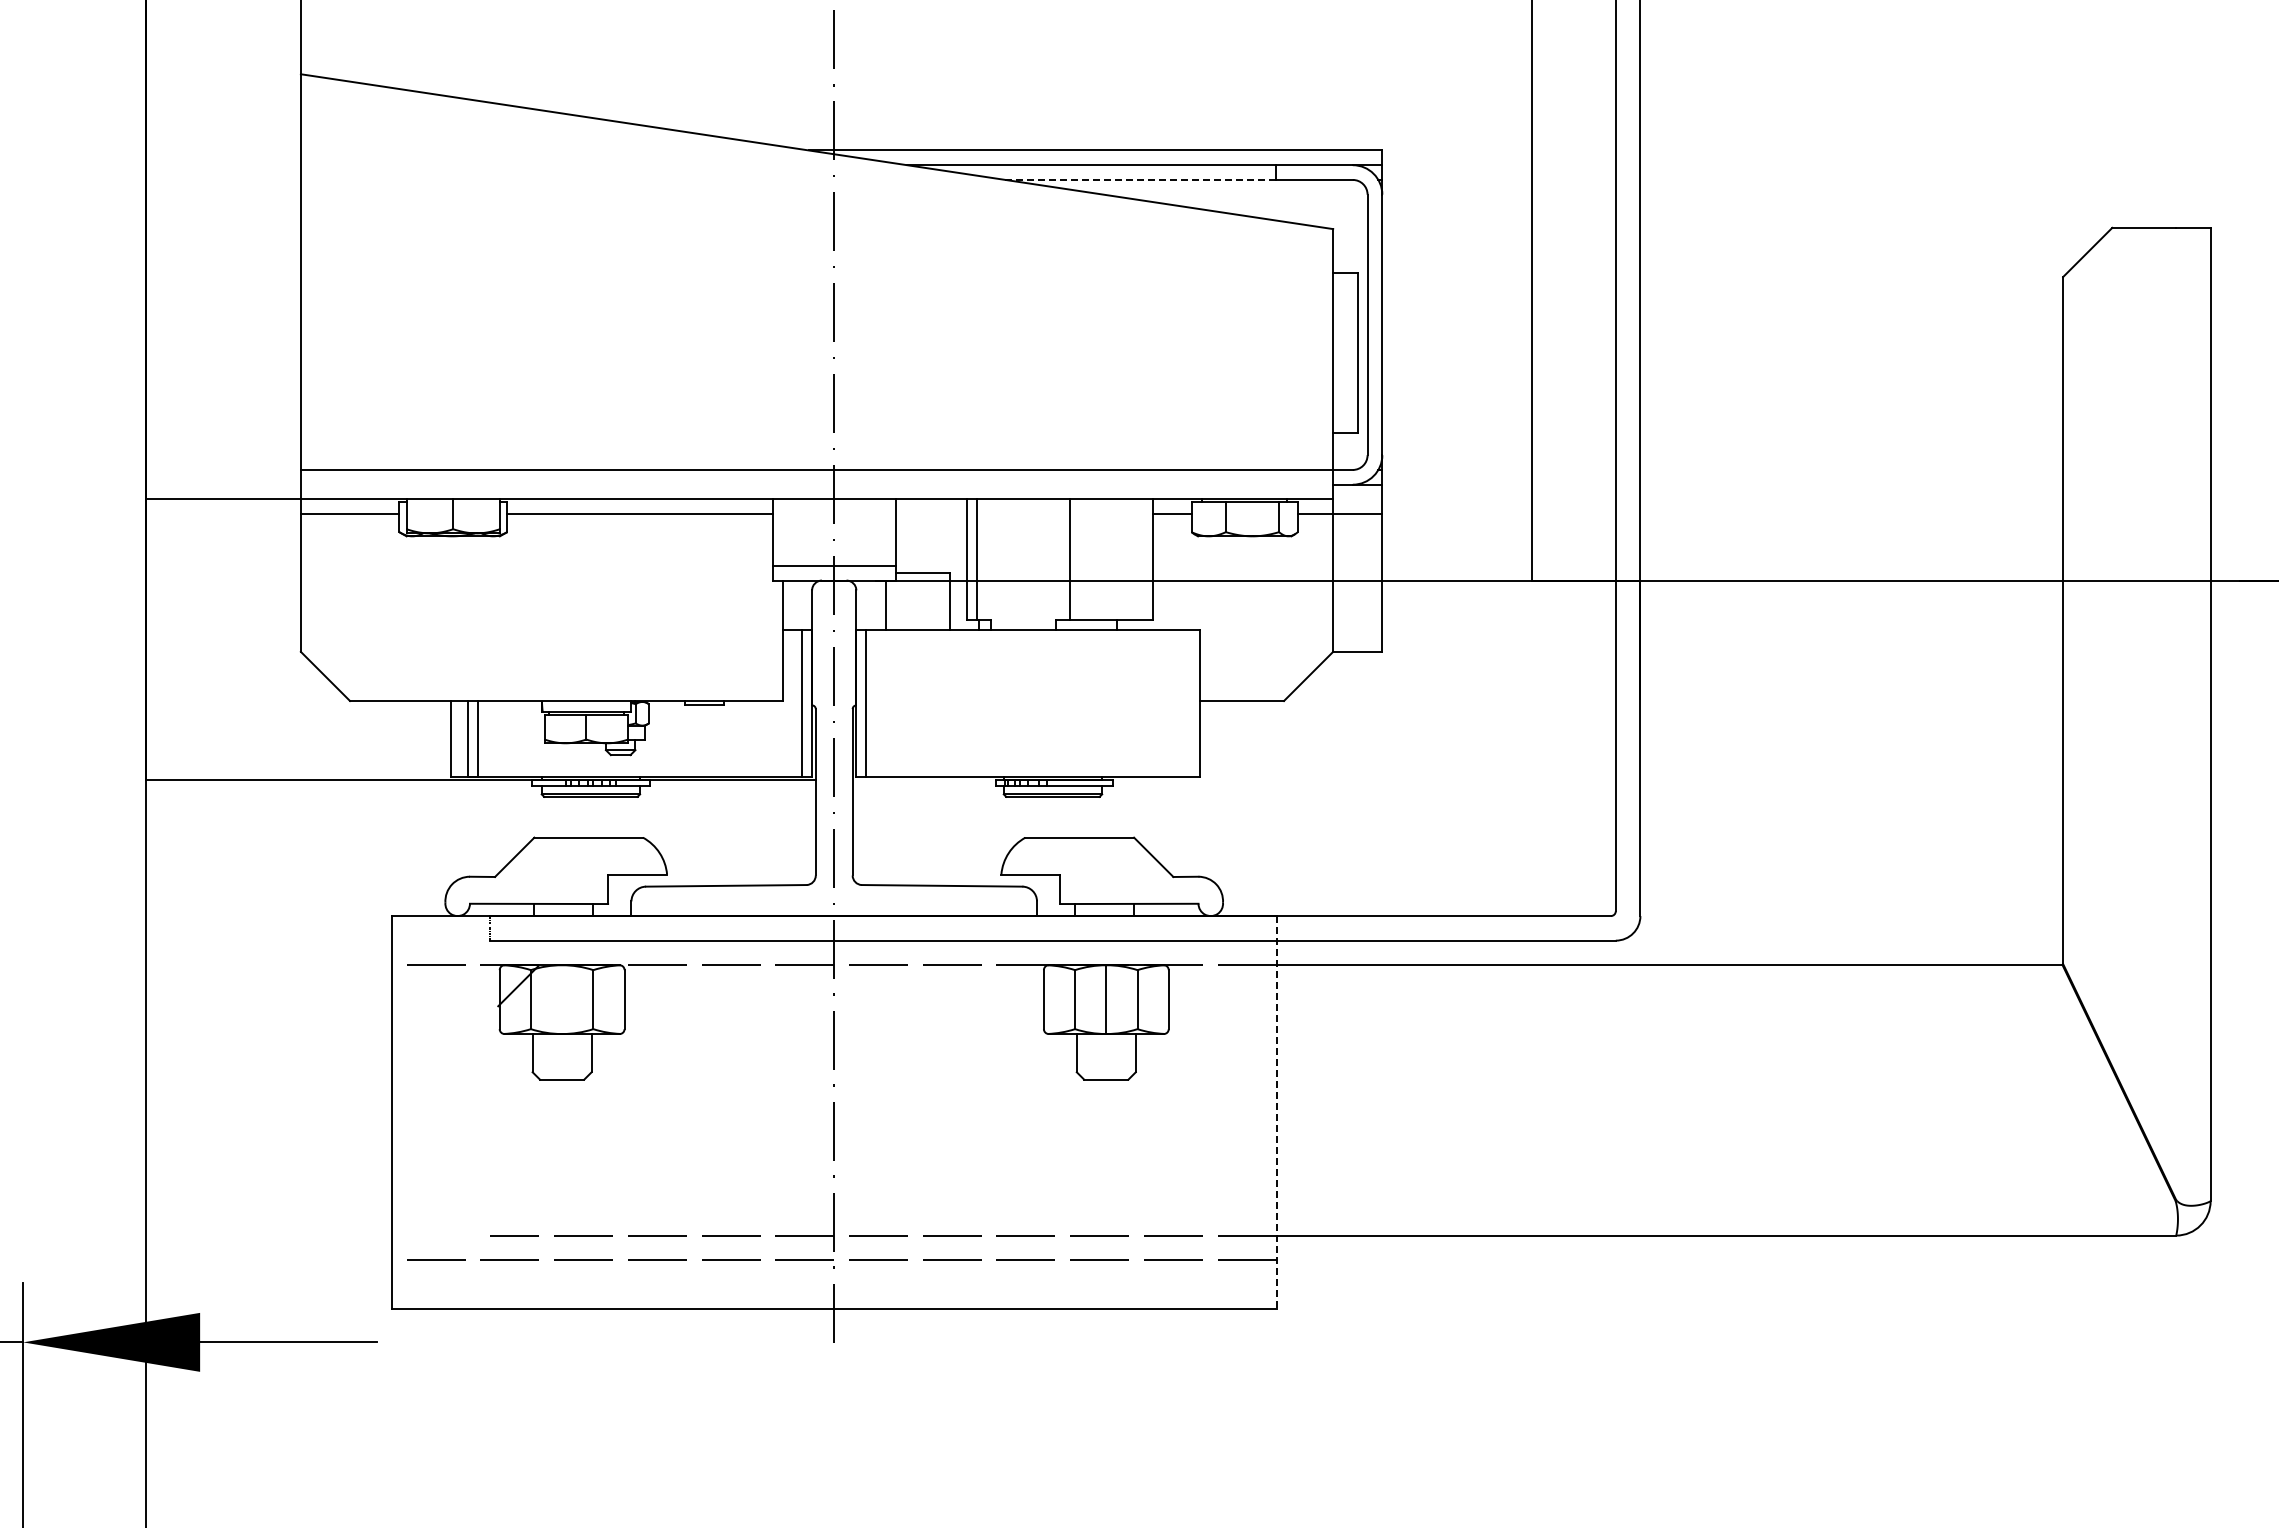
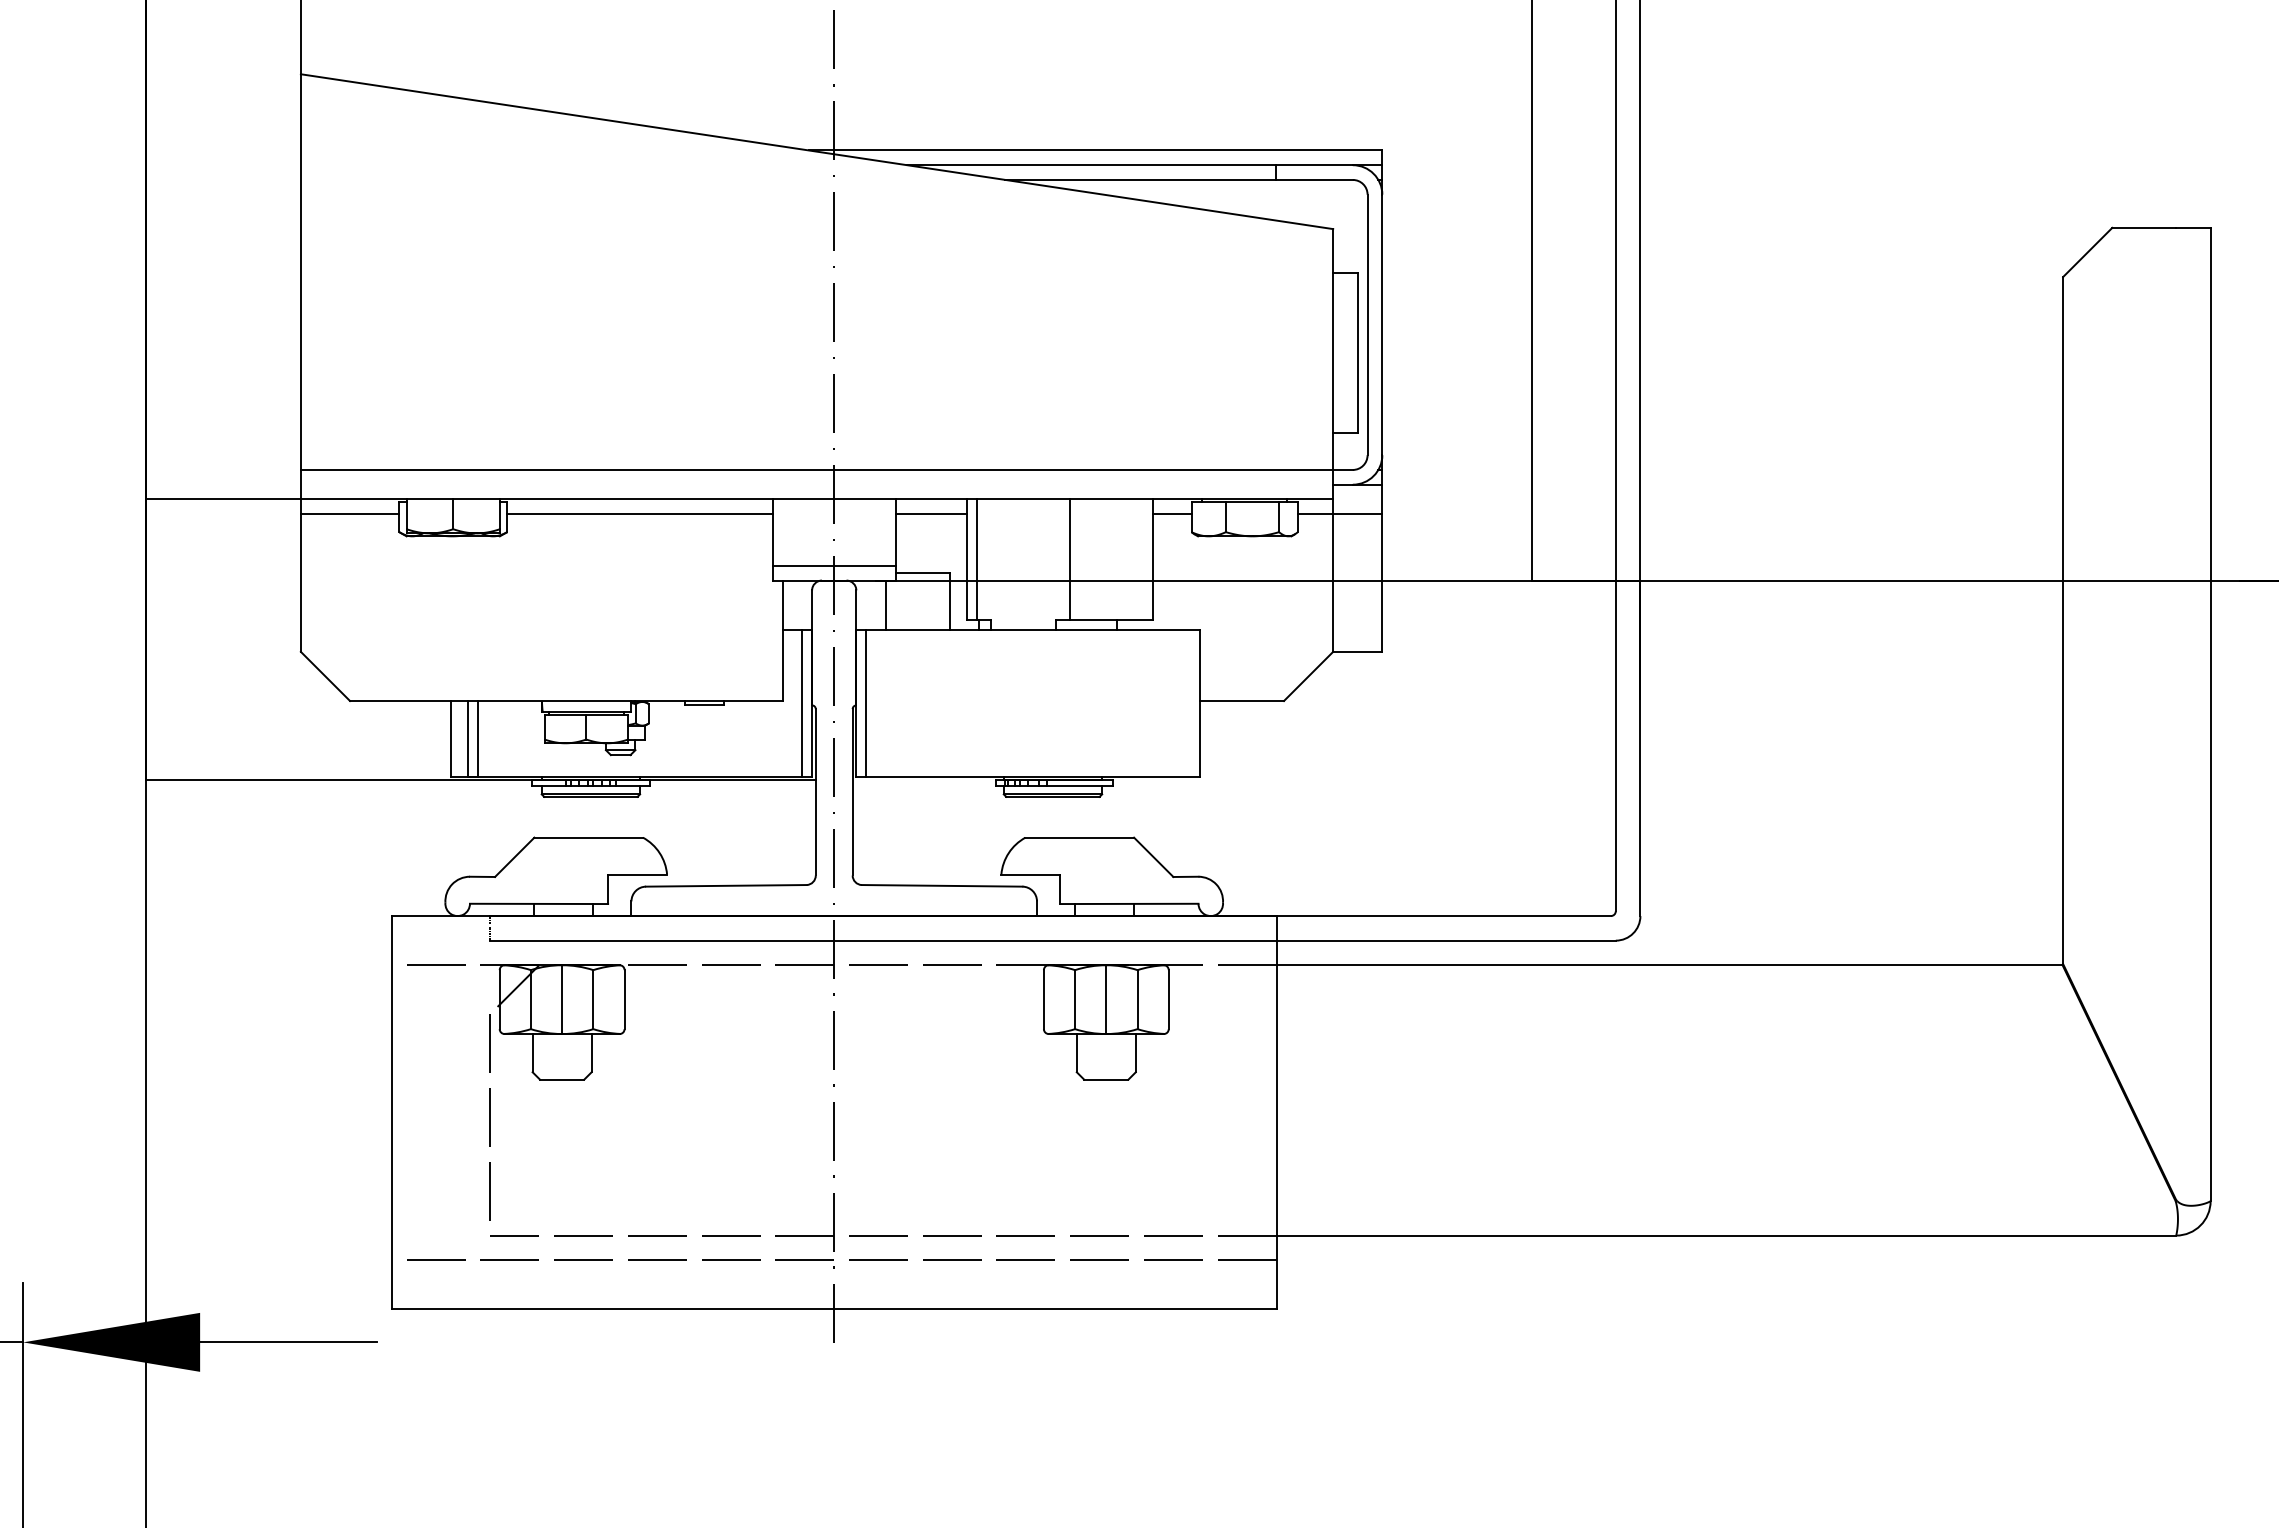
line: dashed -> solid (1141, 179)
line: none -> present (931, 514)
line: none -> present (562, 999)
line: dashed -> solid (1276, 1112)
line: none -> present (489, 1117)
